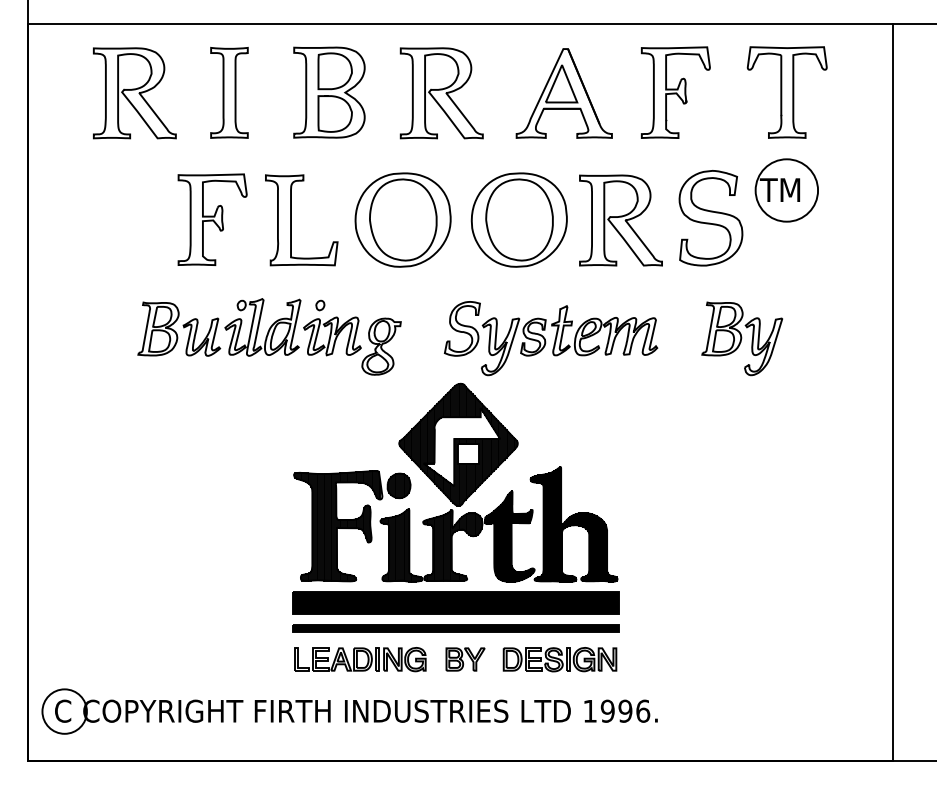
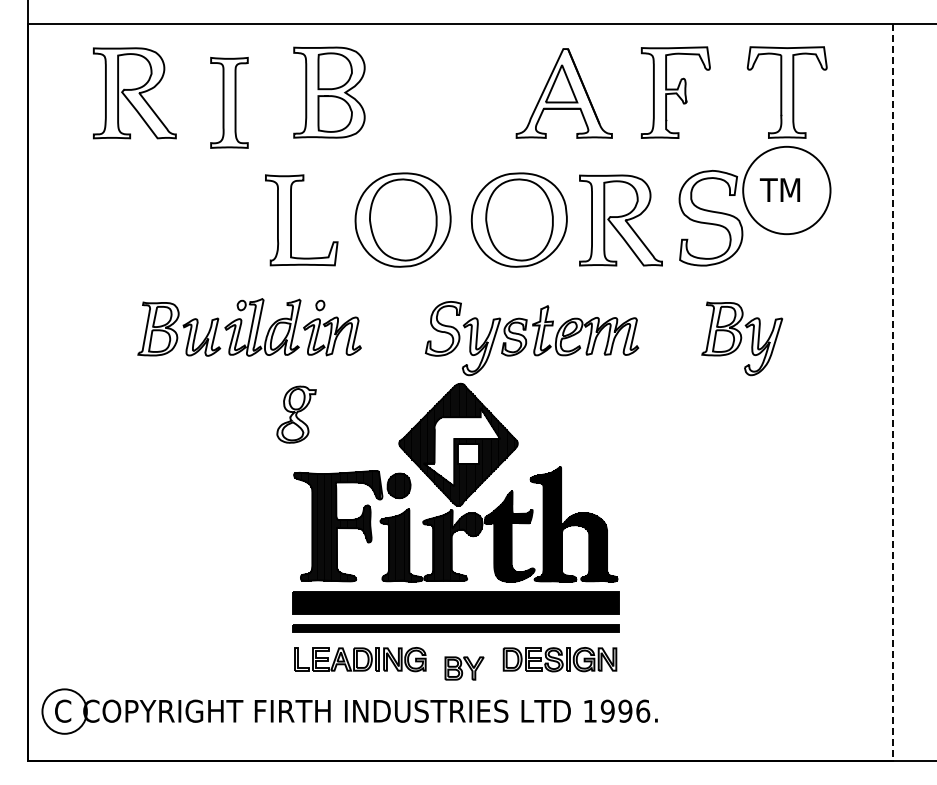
part position: (229, 92) -> (229, 102) (229, 102)
part: present -> none (441, 93)
circle diameter: 62 px -> 87 px (786, 190)
curve: present -> none (212, 219)
part position: (550, 338) -> (531, 338) (531, 338)
part position: (381, 346) -> (296, 414) (296, 414)
line: solid -> dashed (893, 392)
part position: (465, 659) -> (464, 668) (464, 668)
